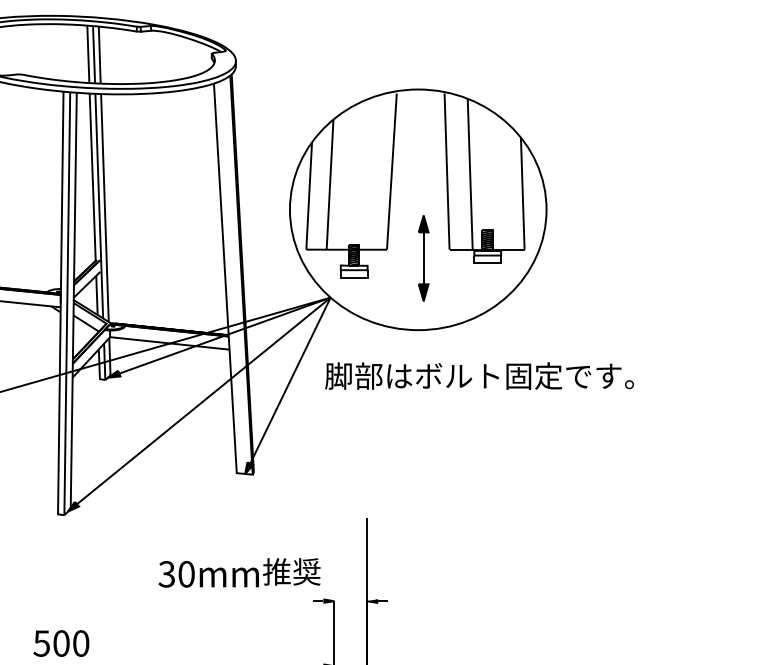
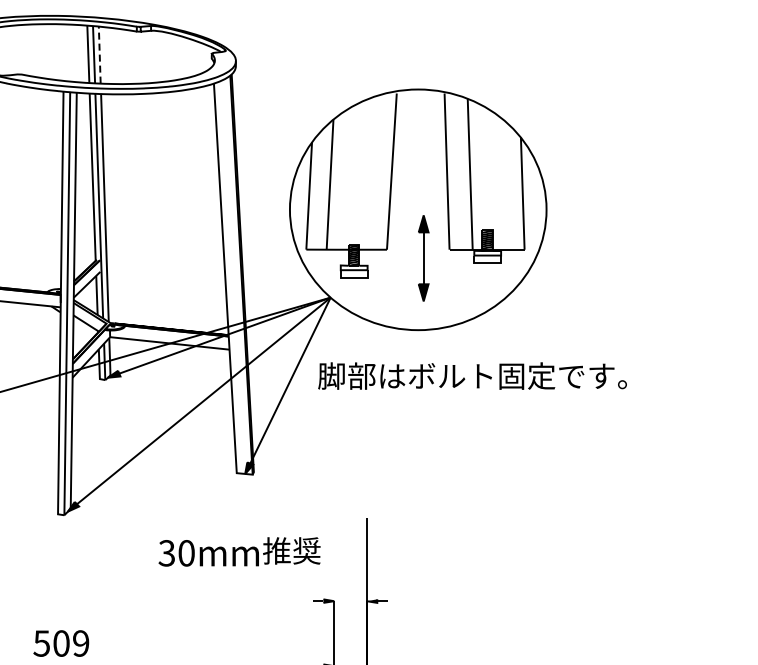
line: solid -> dashed (99, 54)
text position: (479, 375) -> (472, 375) (472, 375)
text position: (239, 572) -> (239, 551) (239, 551)
text: 500 -> 509 (81, 643)
